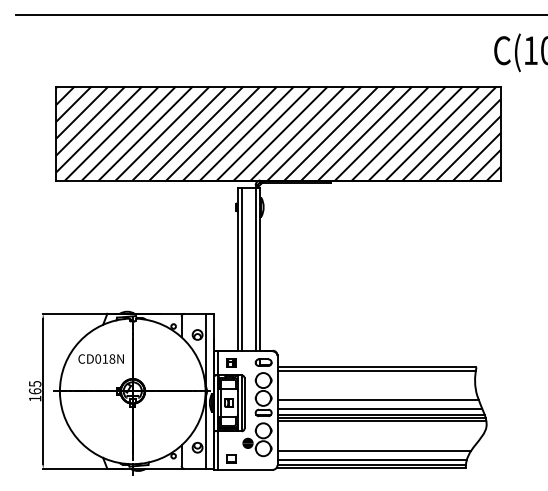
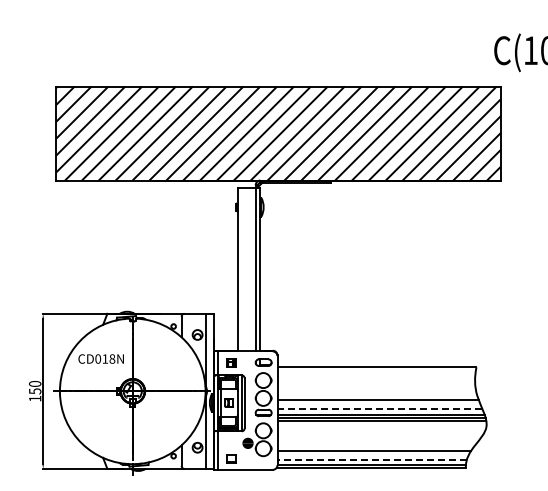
line: present -> none (280, 14)
line: present -> none (242, 269)
line: present -> none (376, 371)
text: 165 -> 150 (34, 387)
line: solid -> dashed (379, 408)
line: solid -> dashed (372, 460)
